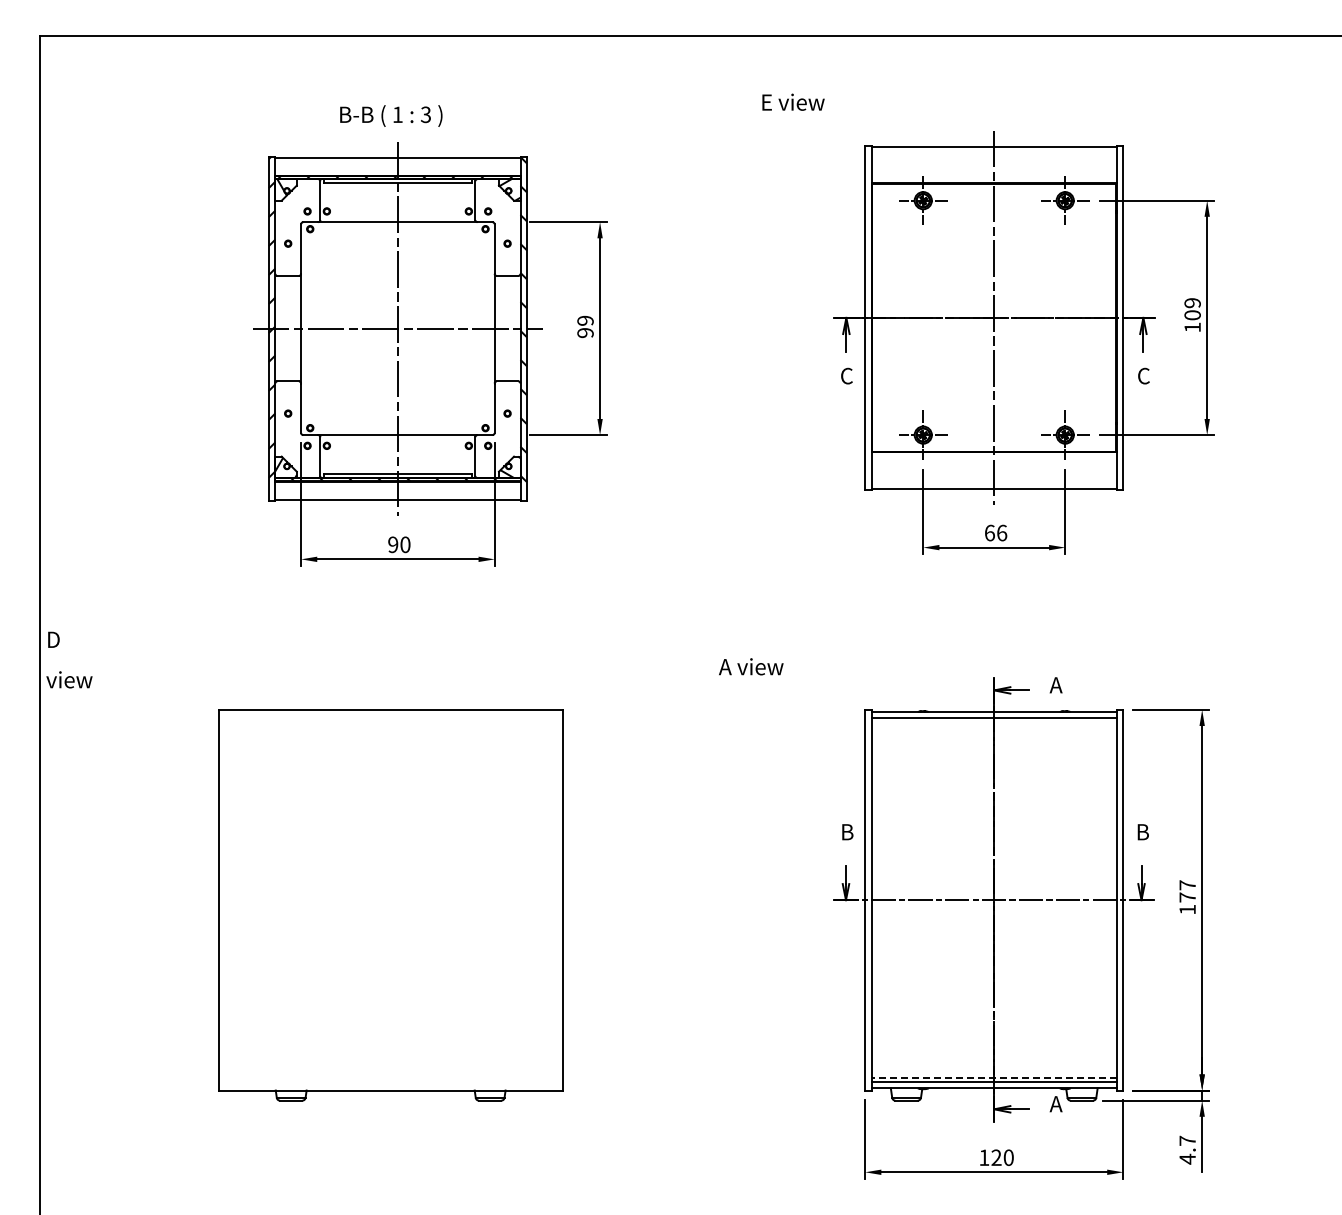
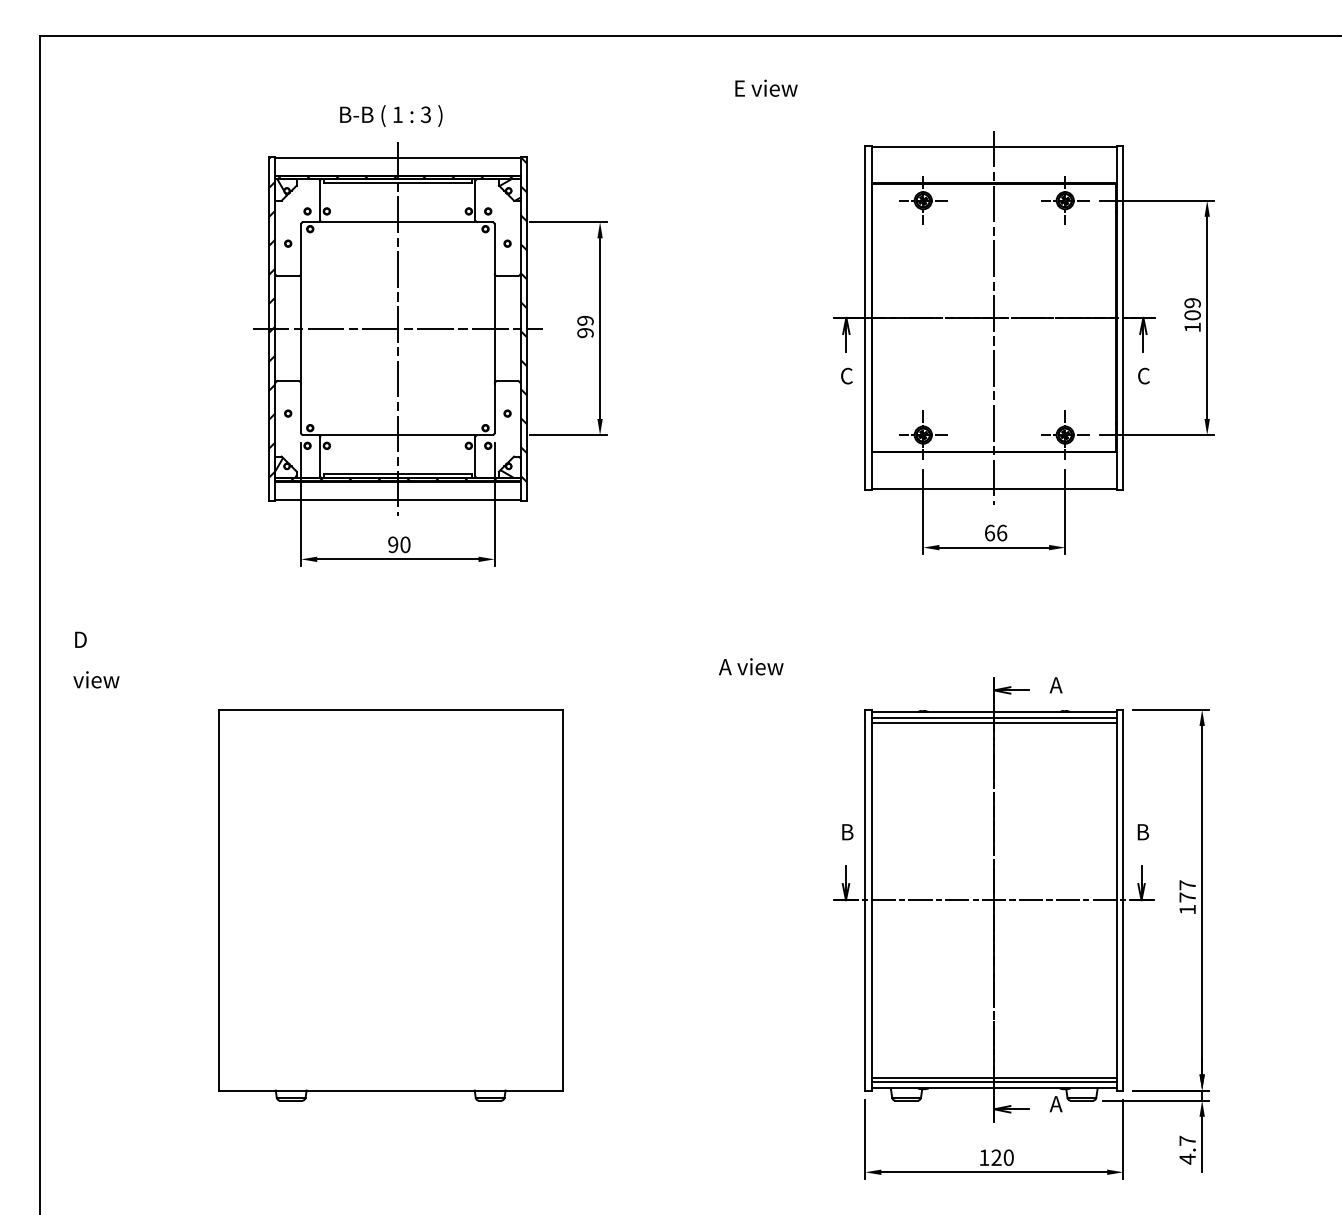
text position: (793, 101) -> (766, 87) (766, 87)
text position: (69, 659) -> (96, 659) (96, 659)
line: none -> present (993, 722)
line: dashed -> solid (994, 1077)
